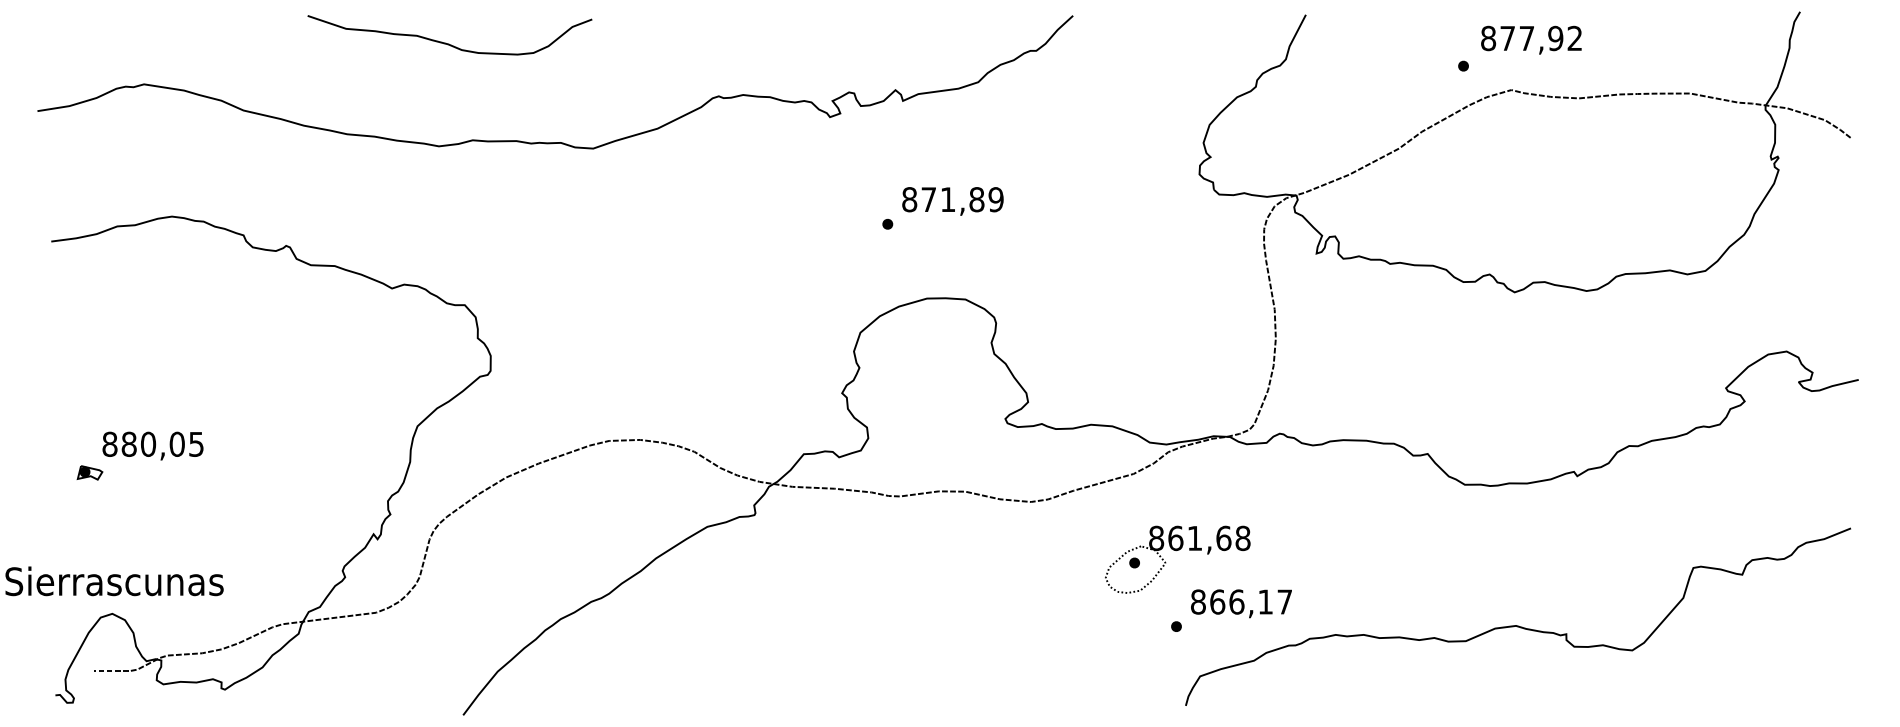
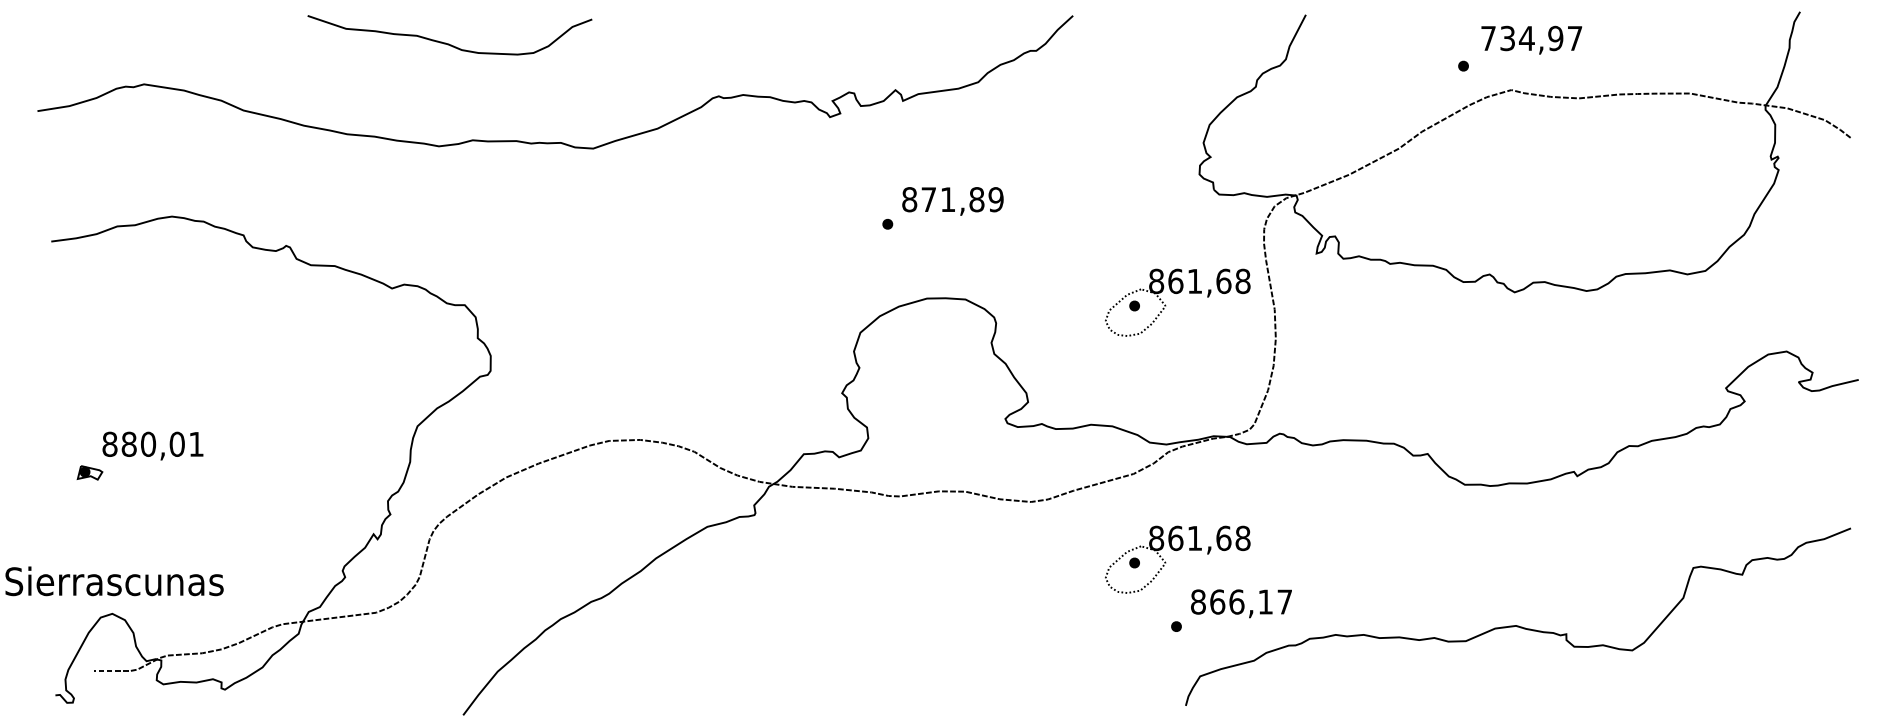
text: 877,92 -> 734,97 (1531, 38)
part: none -> present (1177, 293)
text: 880,05 -> 880,01 (196, 444)
